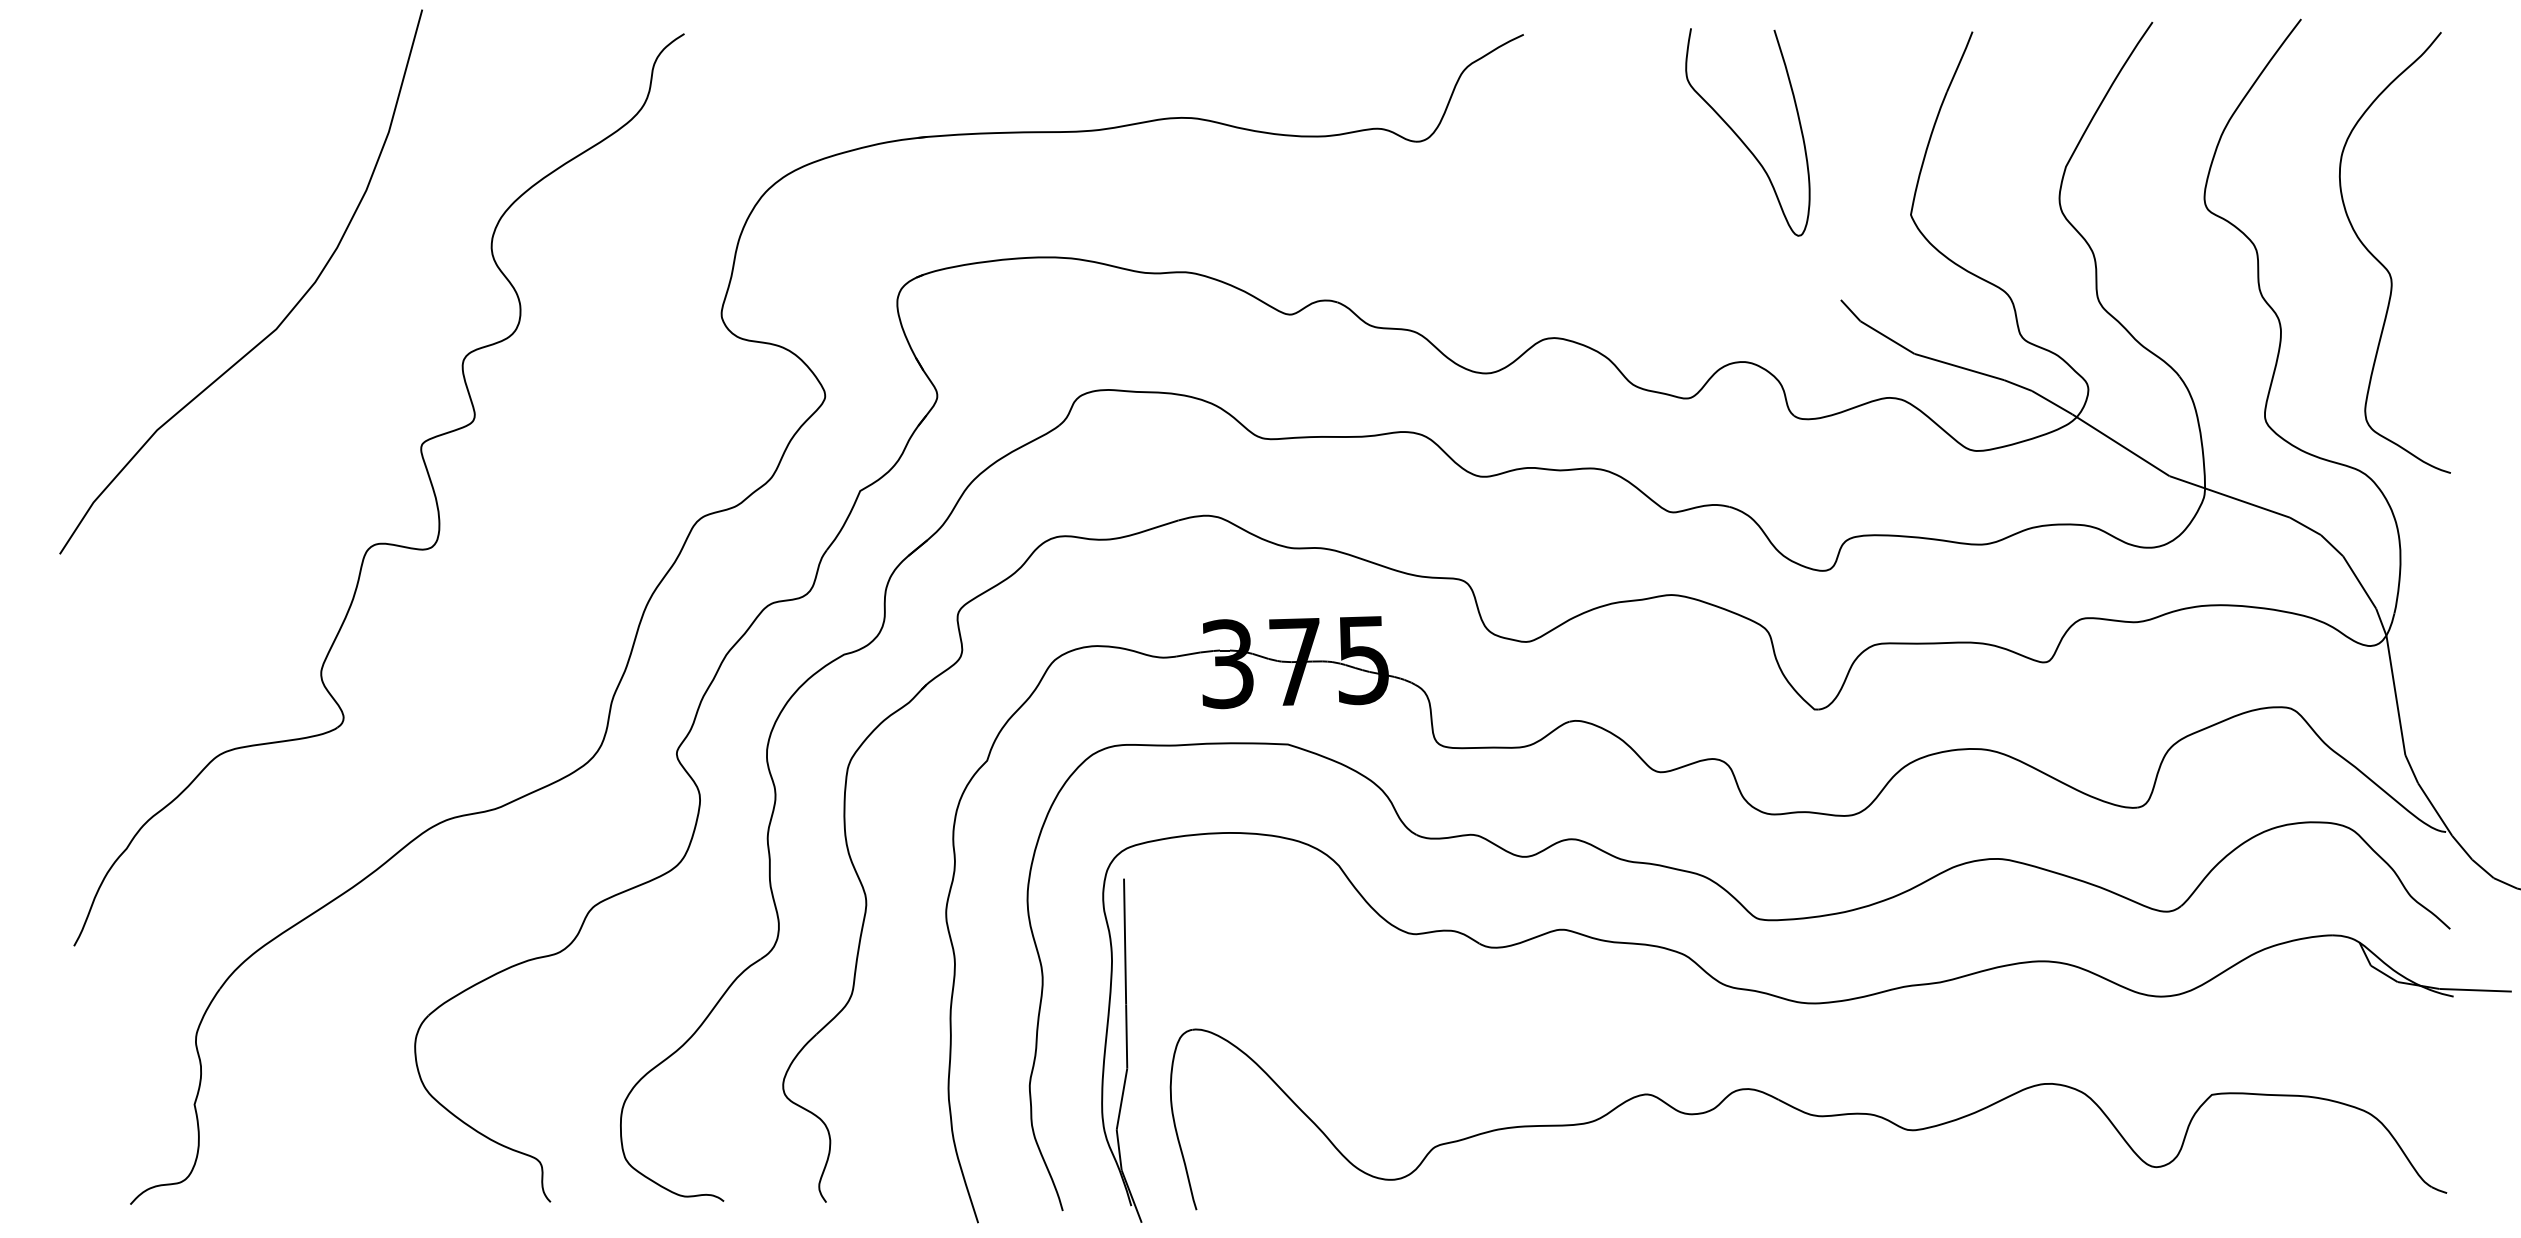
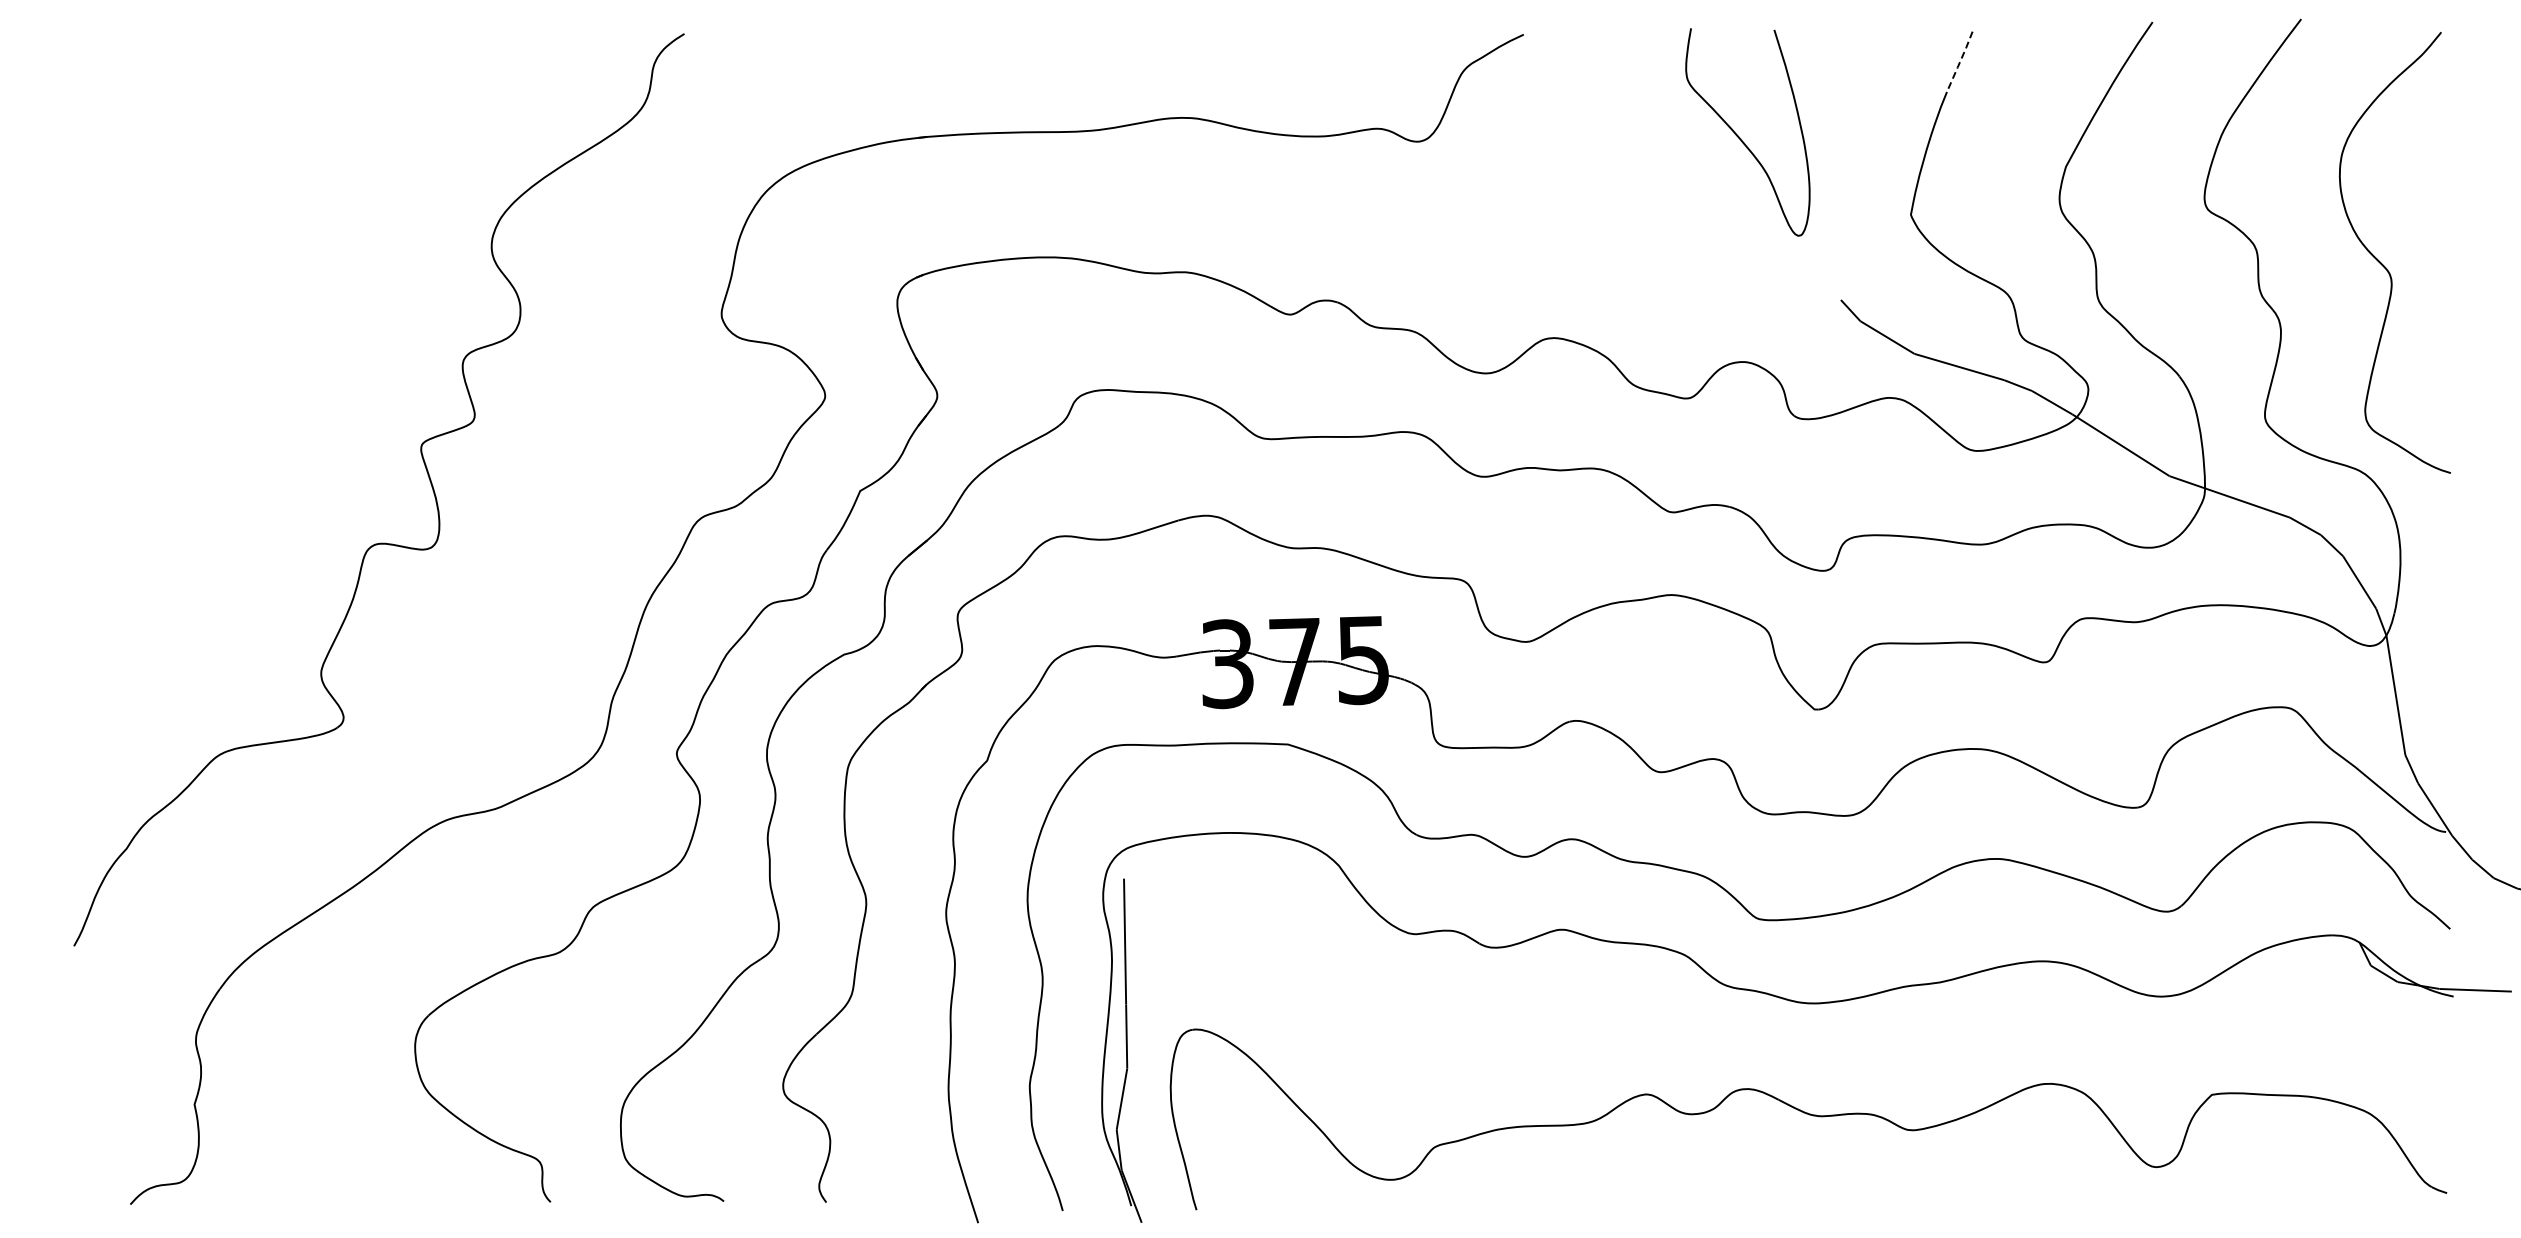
line: solid -> dashed (1960, 62)
curve: present -> none (284, 317)
